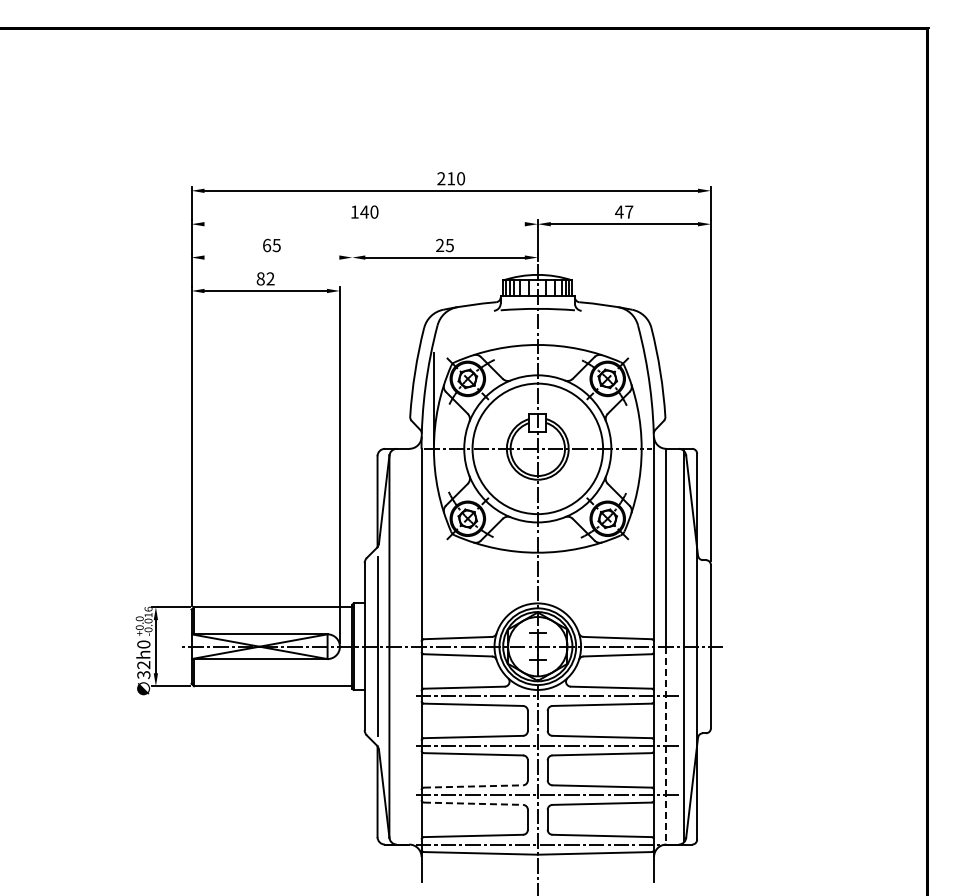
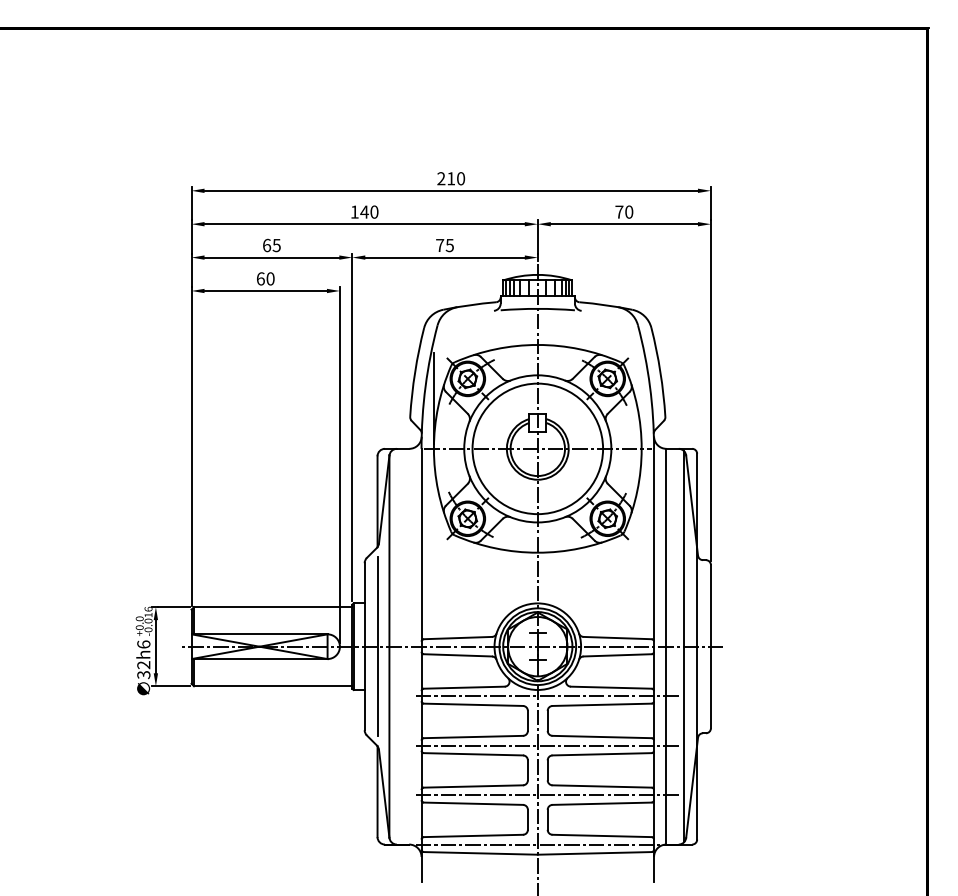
text: 47 -> 70 (624, 211)
line: none -> present (364, 224)
text: 25 -> 75 (440, 244)
line: none -> present (271, 257)
text: 82 -> 60 (265, 278)
line: none -> present (352, 426)
text: 32h0 -> 32h6 (143, 644)
line: dashed -> solid (666, 745)
line: dashed -> solid (473, 786)
line: dashed -> solid (473, 803)
